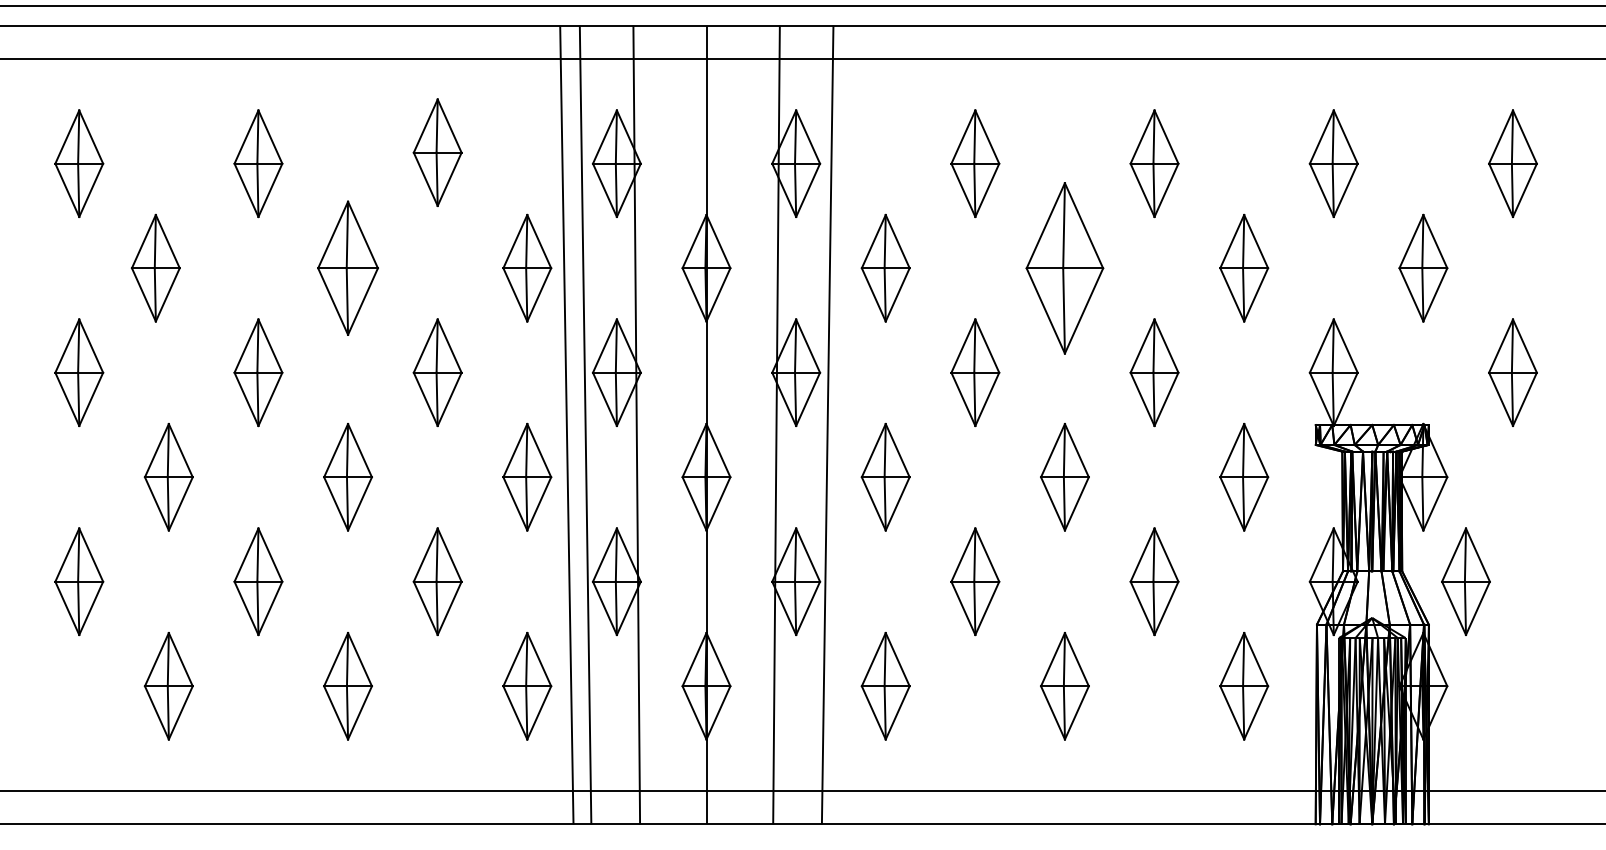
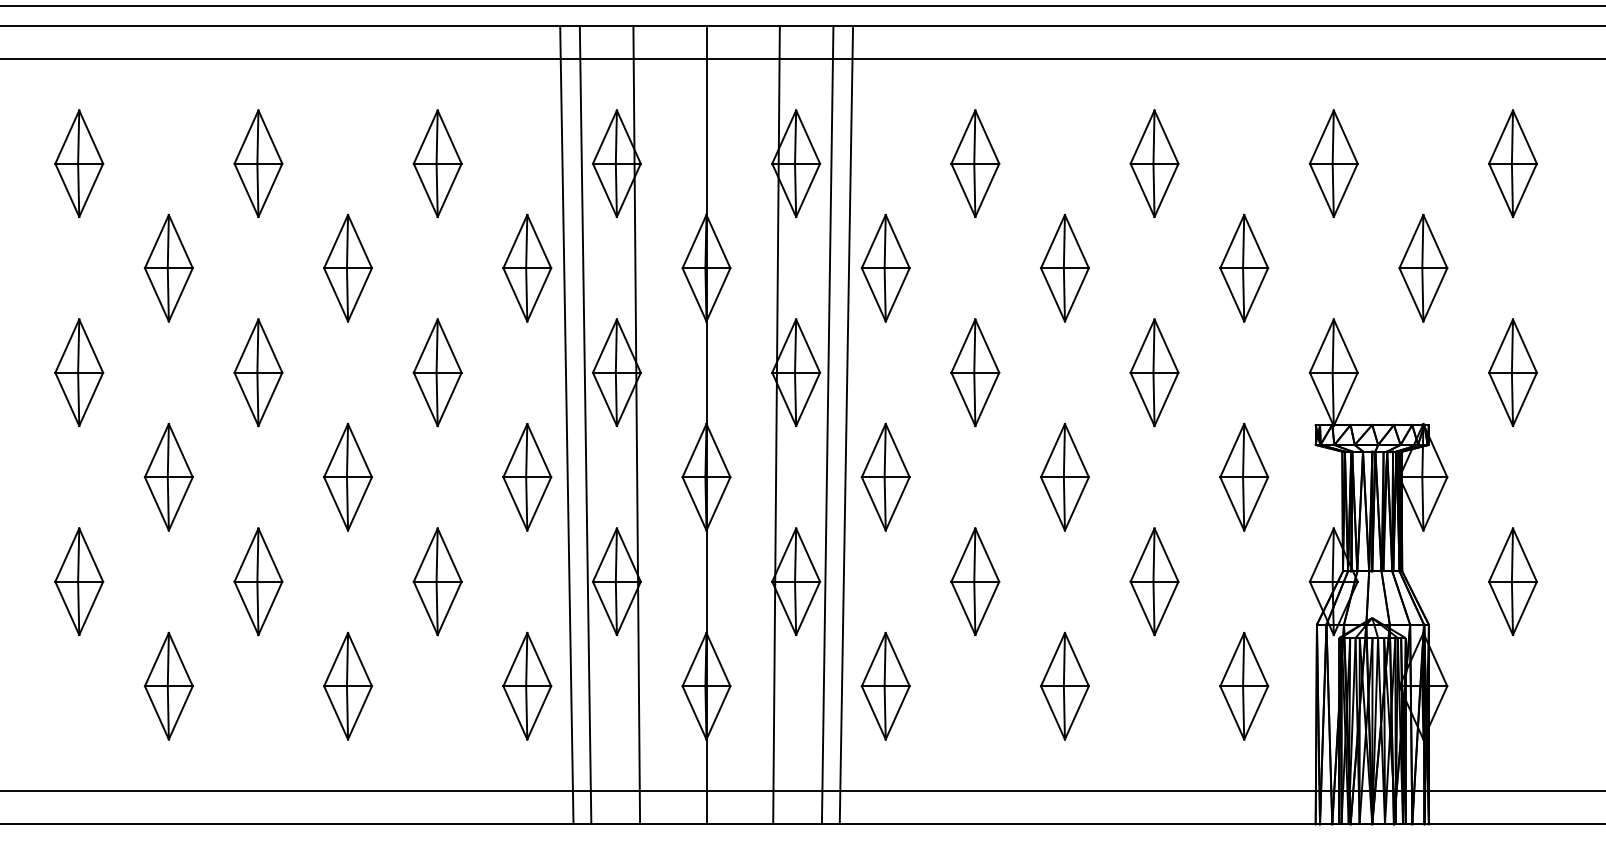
part position: (437, 152) -> (437, 163) (437, 163)
part position: (155, 267) -> (168, 267) (168, 267)
part size: 62x136 px -> 50x110 px (347, 267)
part size: 80x173 px -> 50x110 px (1064, 267)
line: none -> present (846, 424)
part position: (1465, 581) -> (1512, 581) (1512, 581)
